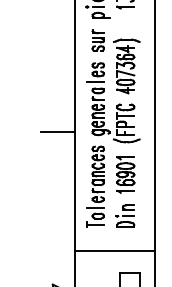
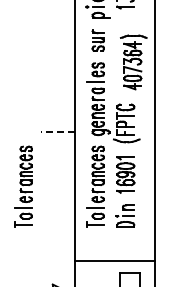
part position: (126, 66) -> (133, 62) (133, 62)
line: solid -> dashed (57, 131)
part: none -> present (23, 186)
line position: (114, 250) -> (114, 260) (114, 260)
